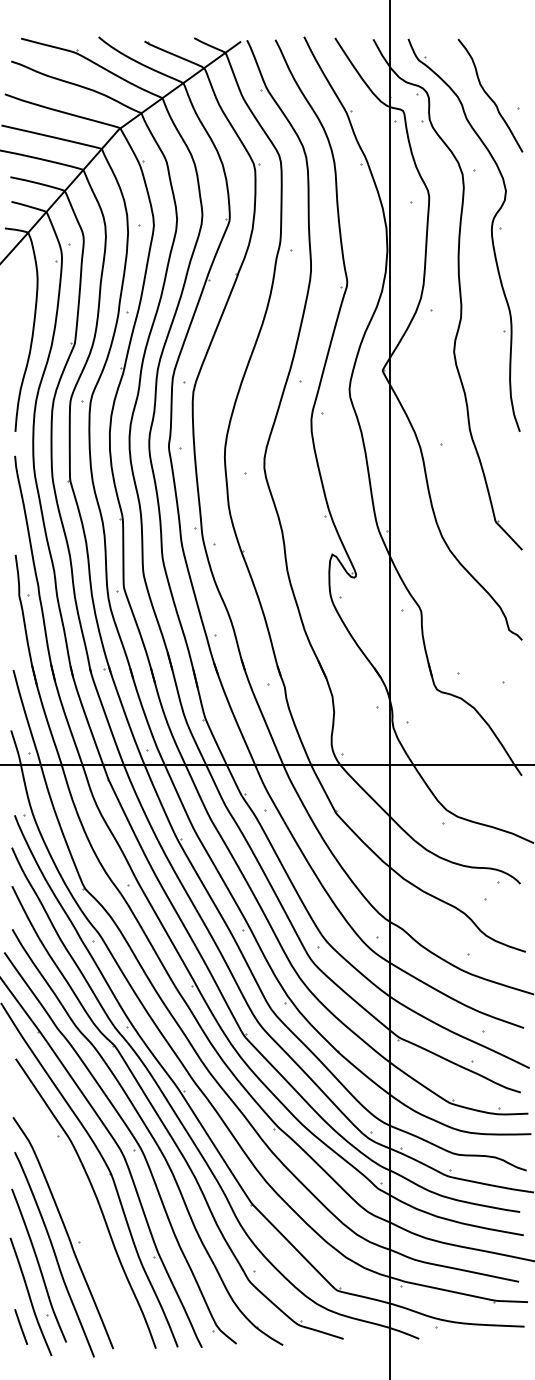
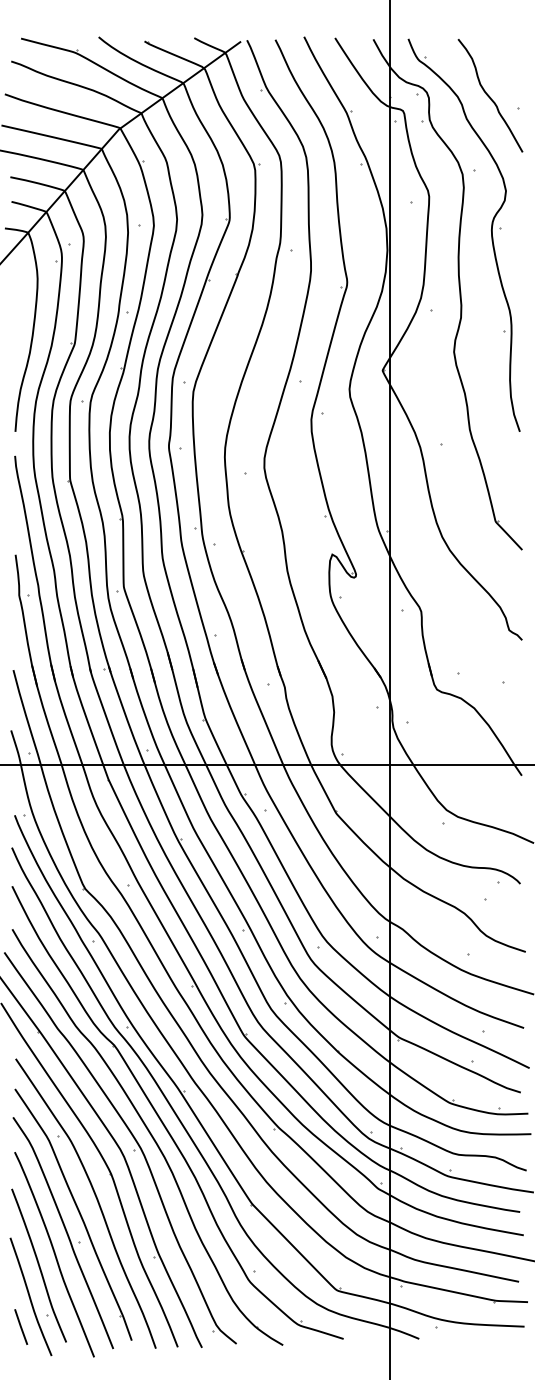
part: none -> present (73, 1214)
